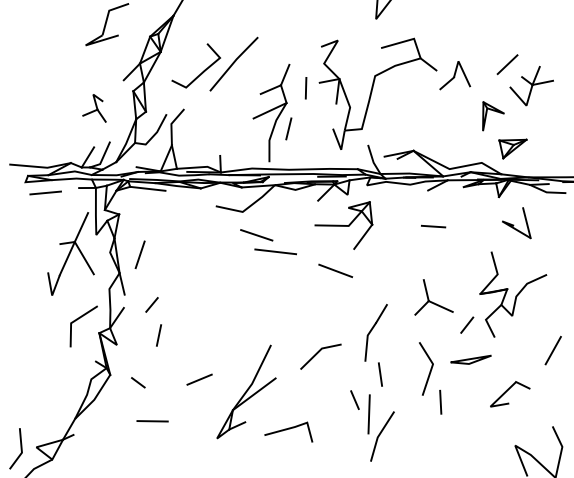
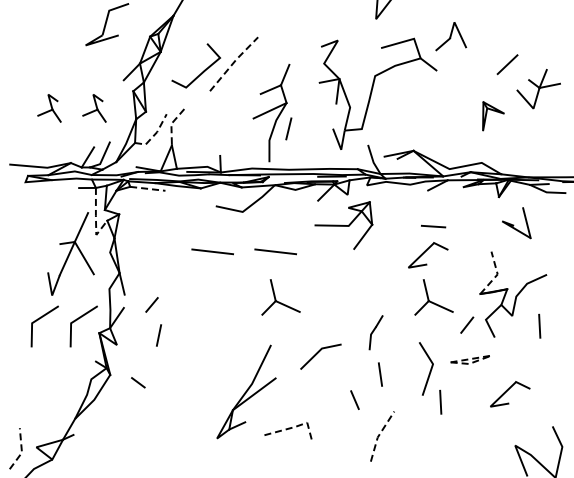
line: solid -> dashed (233, 63)
part position: (455, 75) -> (451, 36) (451, 36)
part position: (531, 86) -> (538, 89) (538, 89)
line: present -> none (305, 88)
part: none -> present (49, 108)
line: solid -> dashed (171, 124)
line: solid -> dashed (155, 134)
part: present -> none (512, 148)
line: solid -> dashed (147, 188)
line: present -> none (45, 192)
line: solid -> dashed (96, 221)
line: present -> none (256, 235)
line: none -> present (212, 251)
line: present -> none (139, 254)
part: none -> present (428, 255)
line: present -> none (335, 270)
line: solid -> dashed (497, 275)
part: none -> present (280, 297)
line: none -> present (38, 320)
line: none -> present (539, 325)
part size: 24x58 px -> 16x36 px (375, 332)
line: present -> none (552, 350)
line: solid -> dashed (491, 355)
line: present -> none (199, 379)
line: present -> none (368, 414)
line: present -> none (152, 421)
line: solid -> dashed (296, 426)
line: solid -> dashed (378, 435)
line: solid -> dashed (21, 450)
